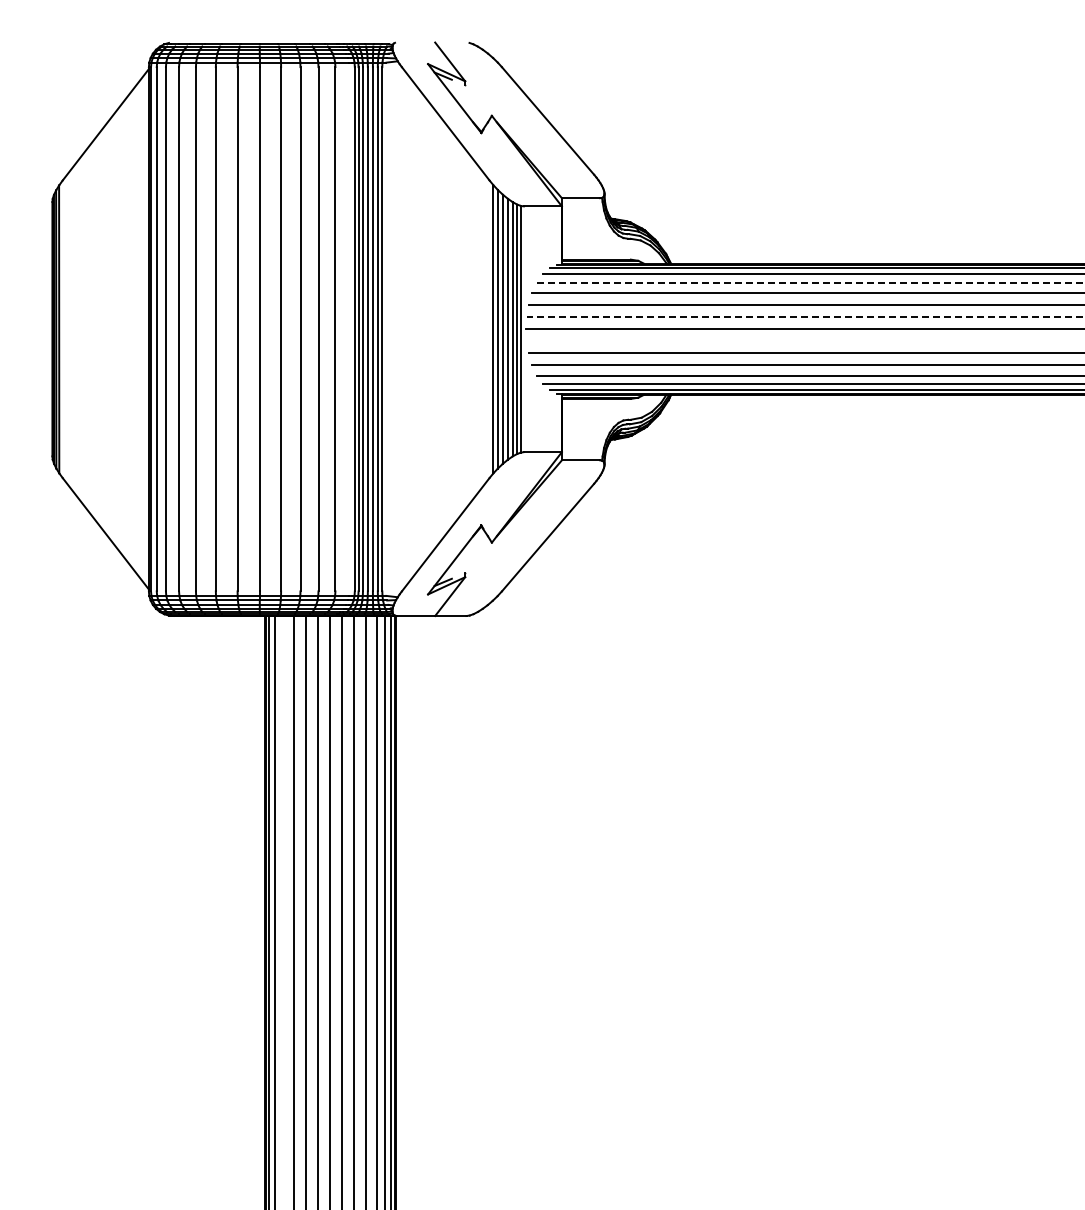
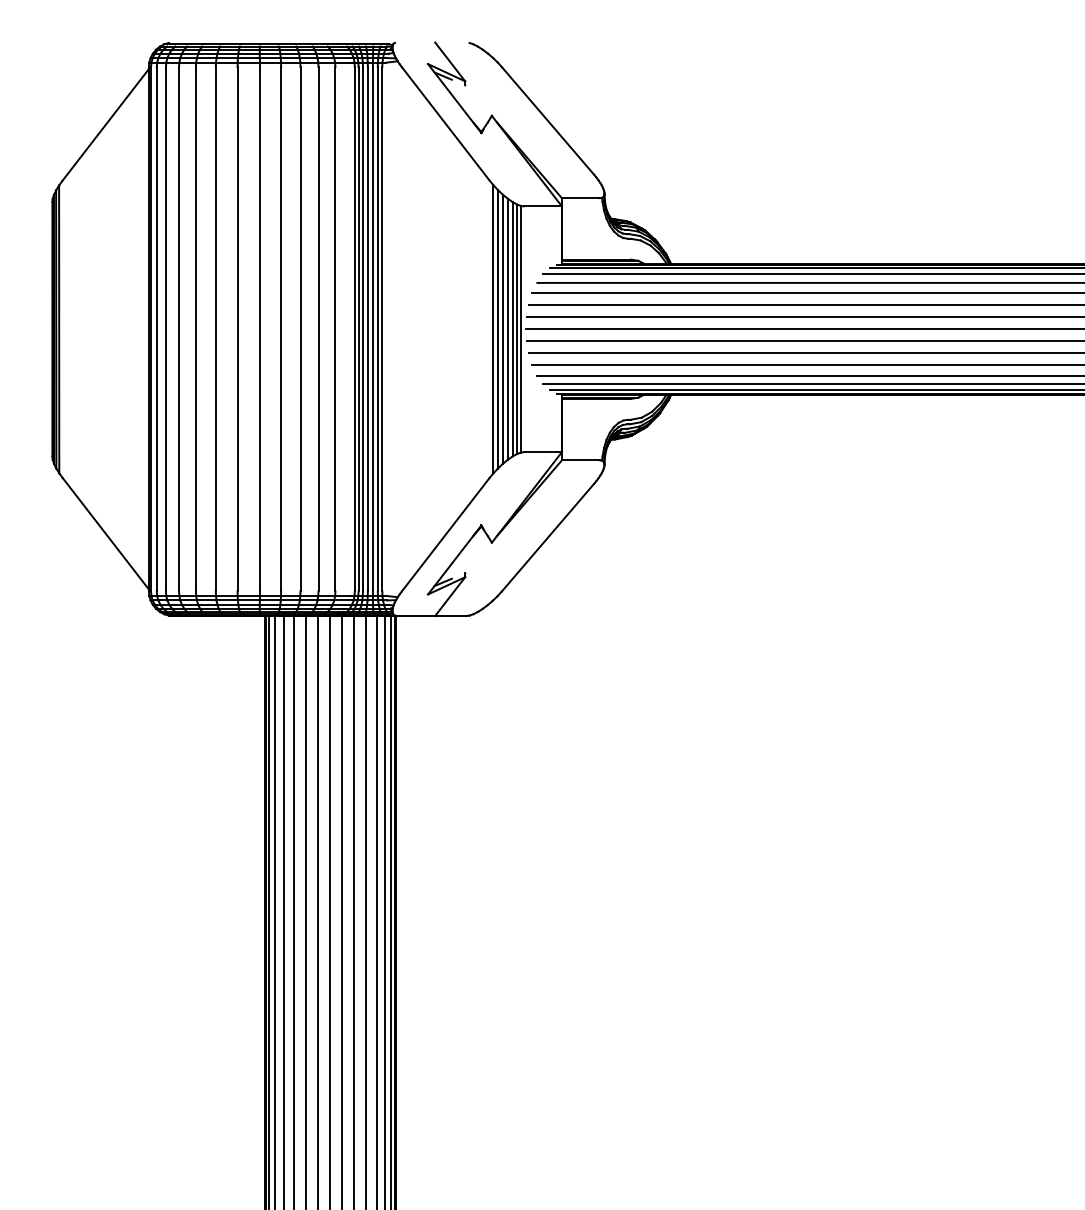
line: dashed -> solid (810, 282)
line: dashed -> solid (805, 317)
line: none -> present (803, 341)
line: none -> present (283, 911)
